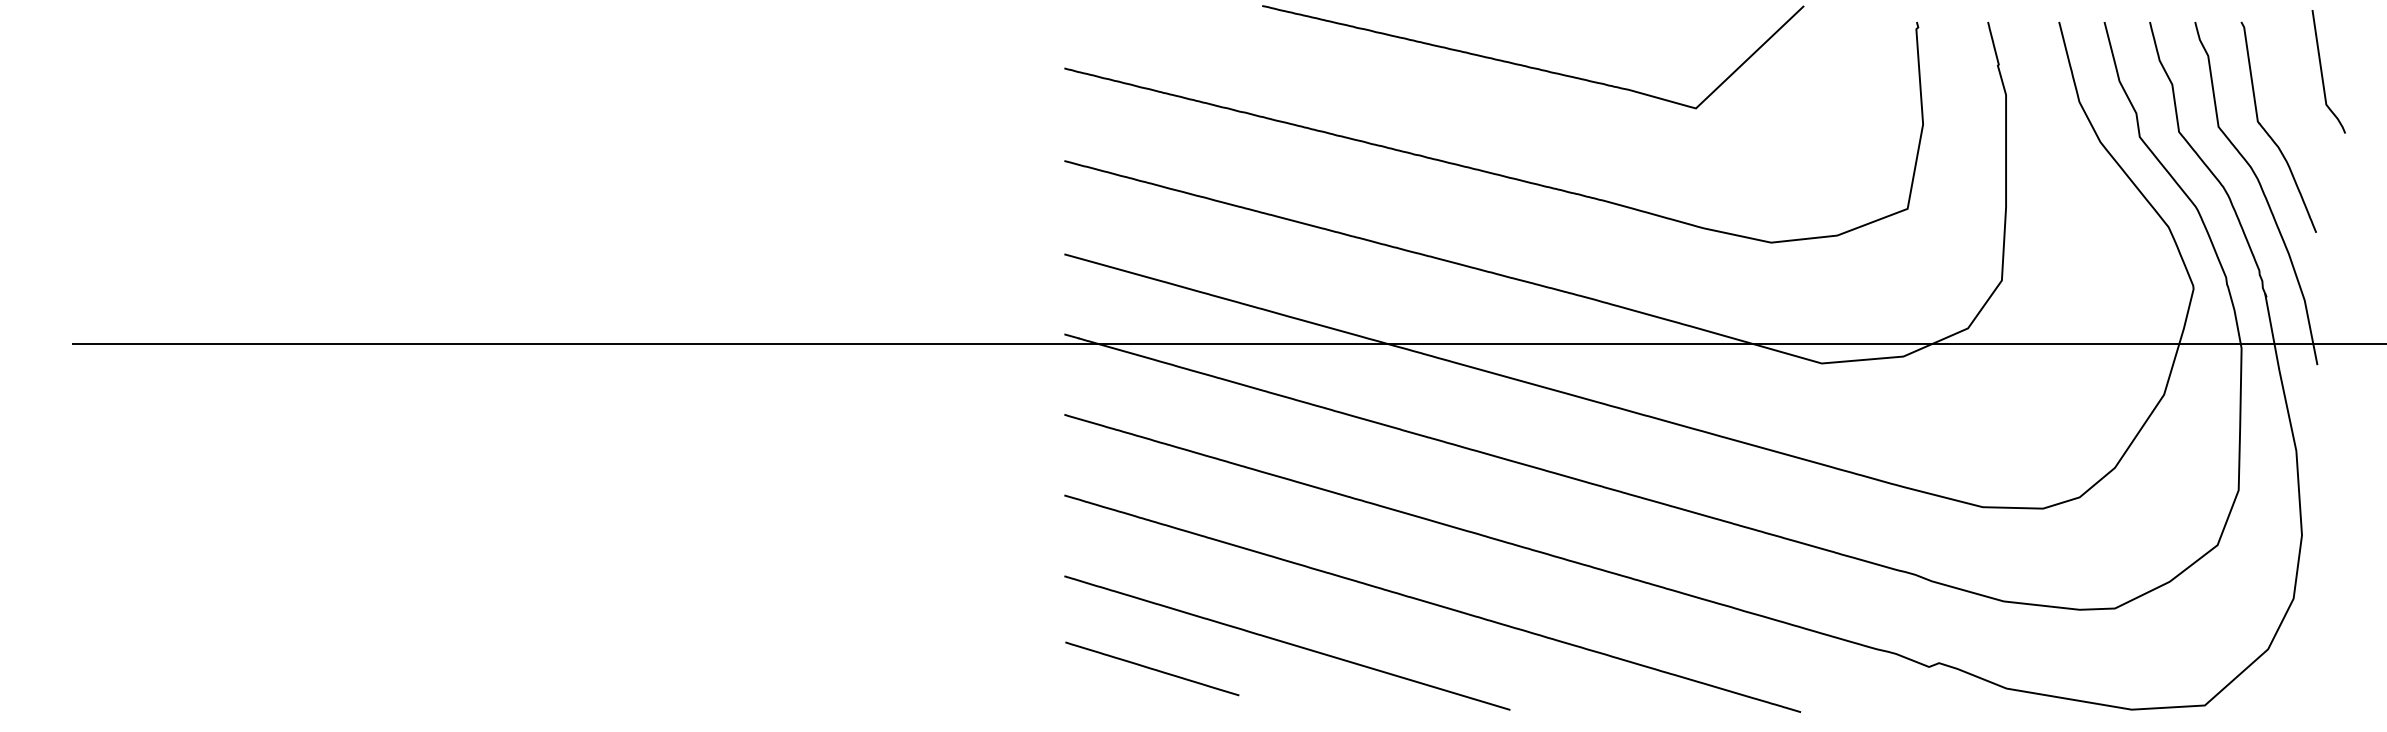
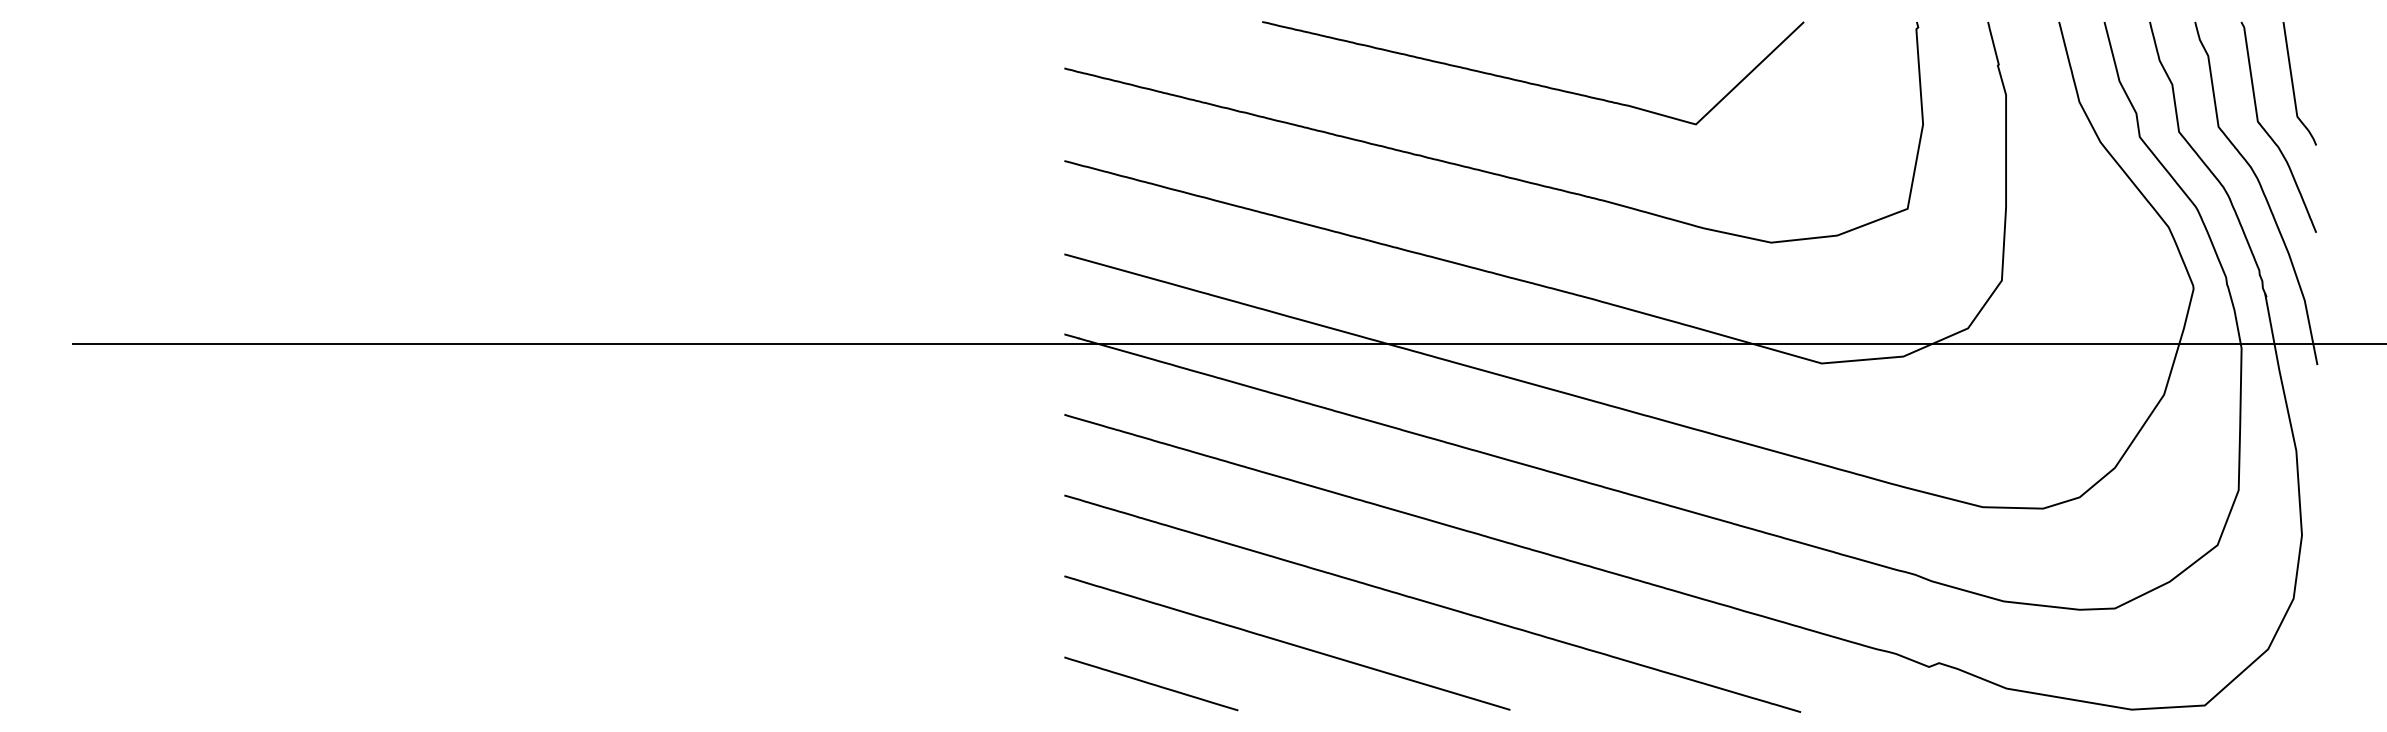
curve position: (1531, 66) -> (1531, 82) (1531, 82)
curve position: (2322, 71) -> (2293, 83) (2293, 83)
line position: (1152, 668) -> (1151, 683) (1151, 683)
